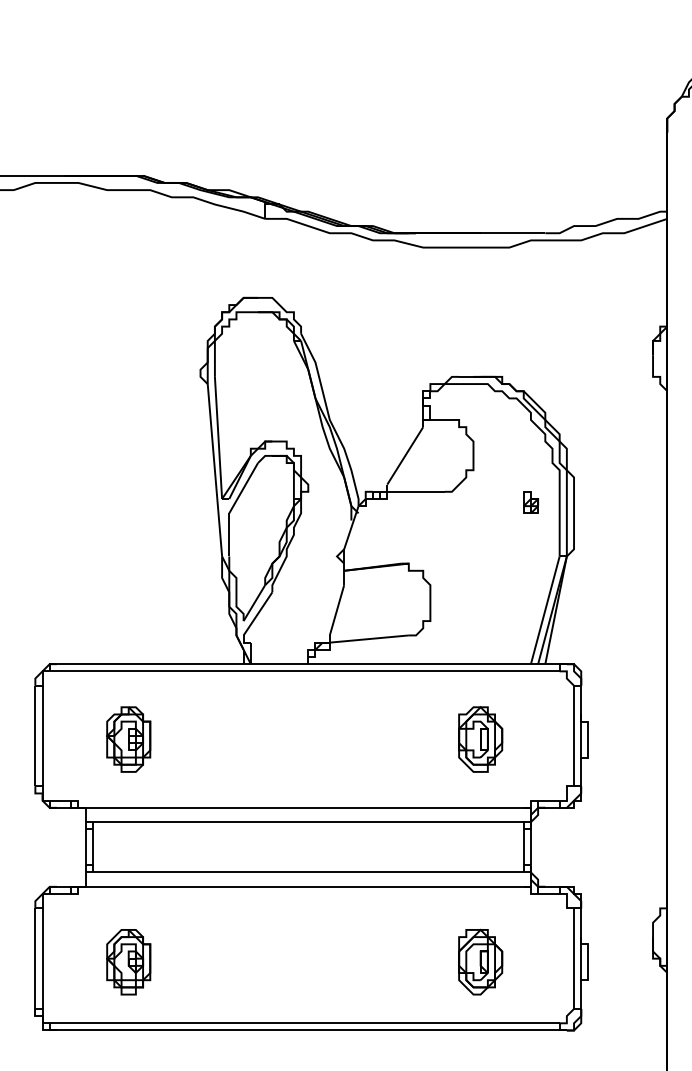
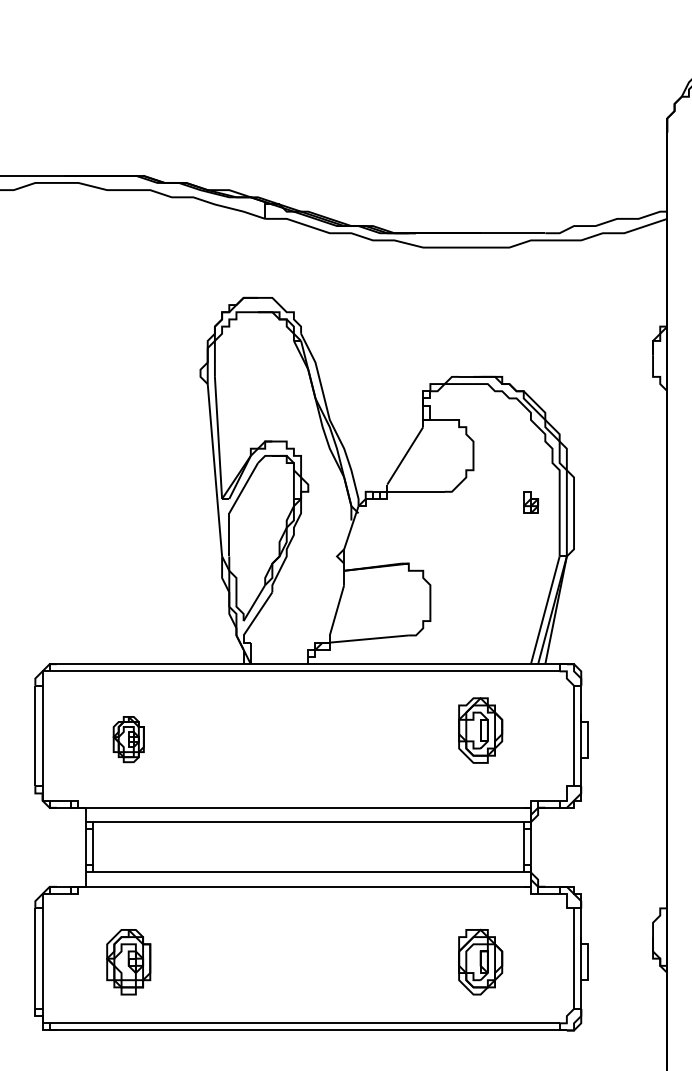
part size: 46x67 px -> 33x48 px (128, 739)
part position: (480, 739) -> (480, 730) (480, 730)
